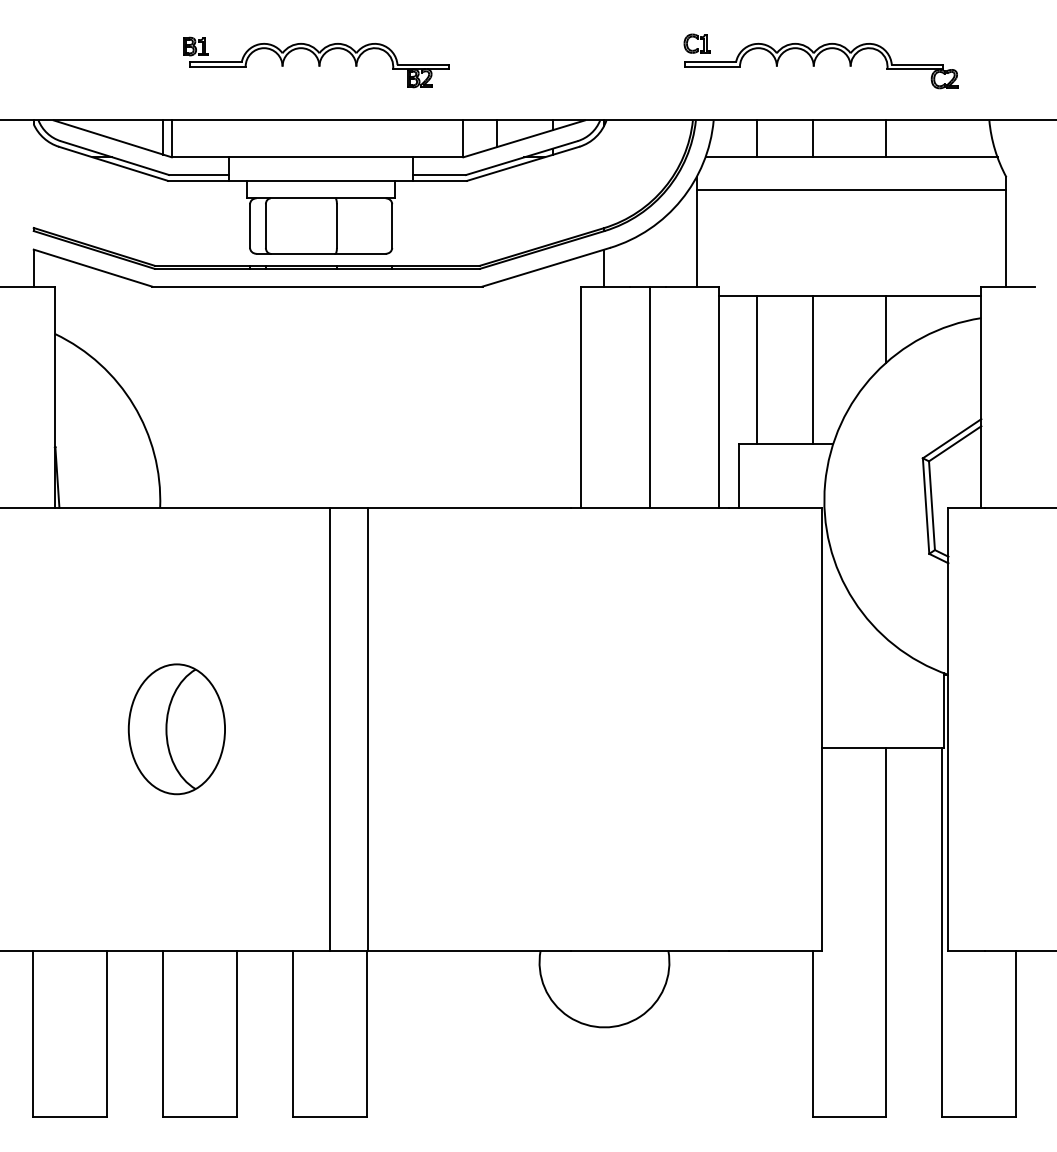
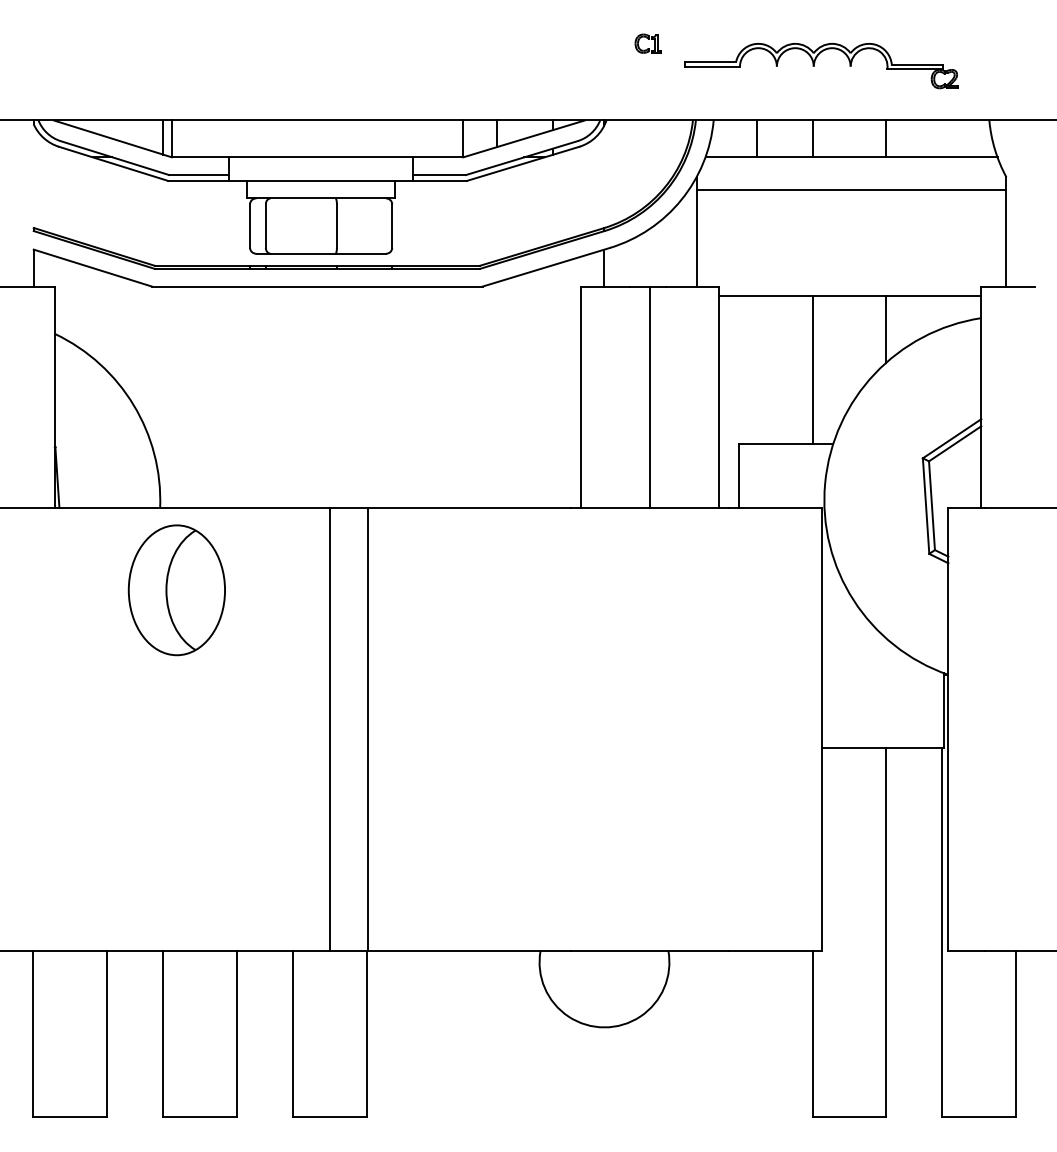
part position: (696, 43) -> (647, 43) (647, 43)
part: present -> none (316, 62)
line: present -> none (756, 369)
part position: (176, 729) -> (176, 590) (176, 590)
